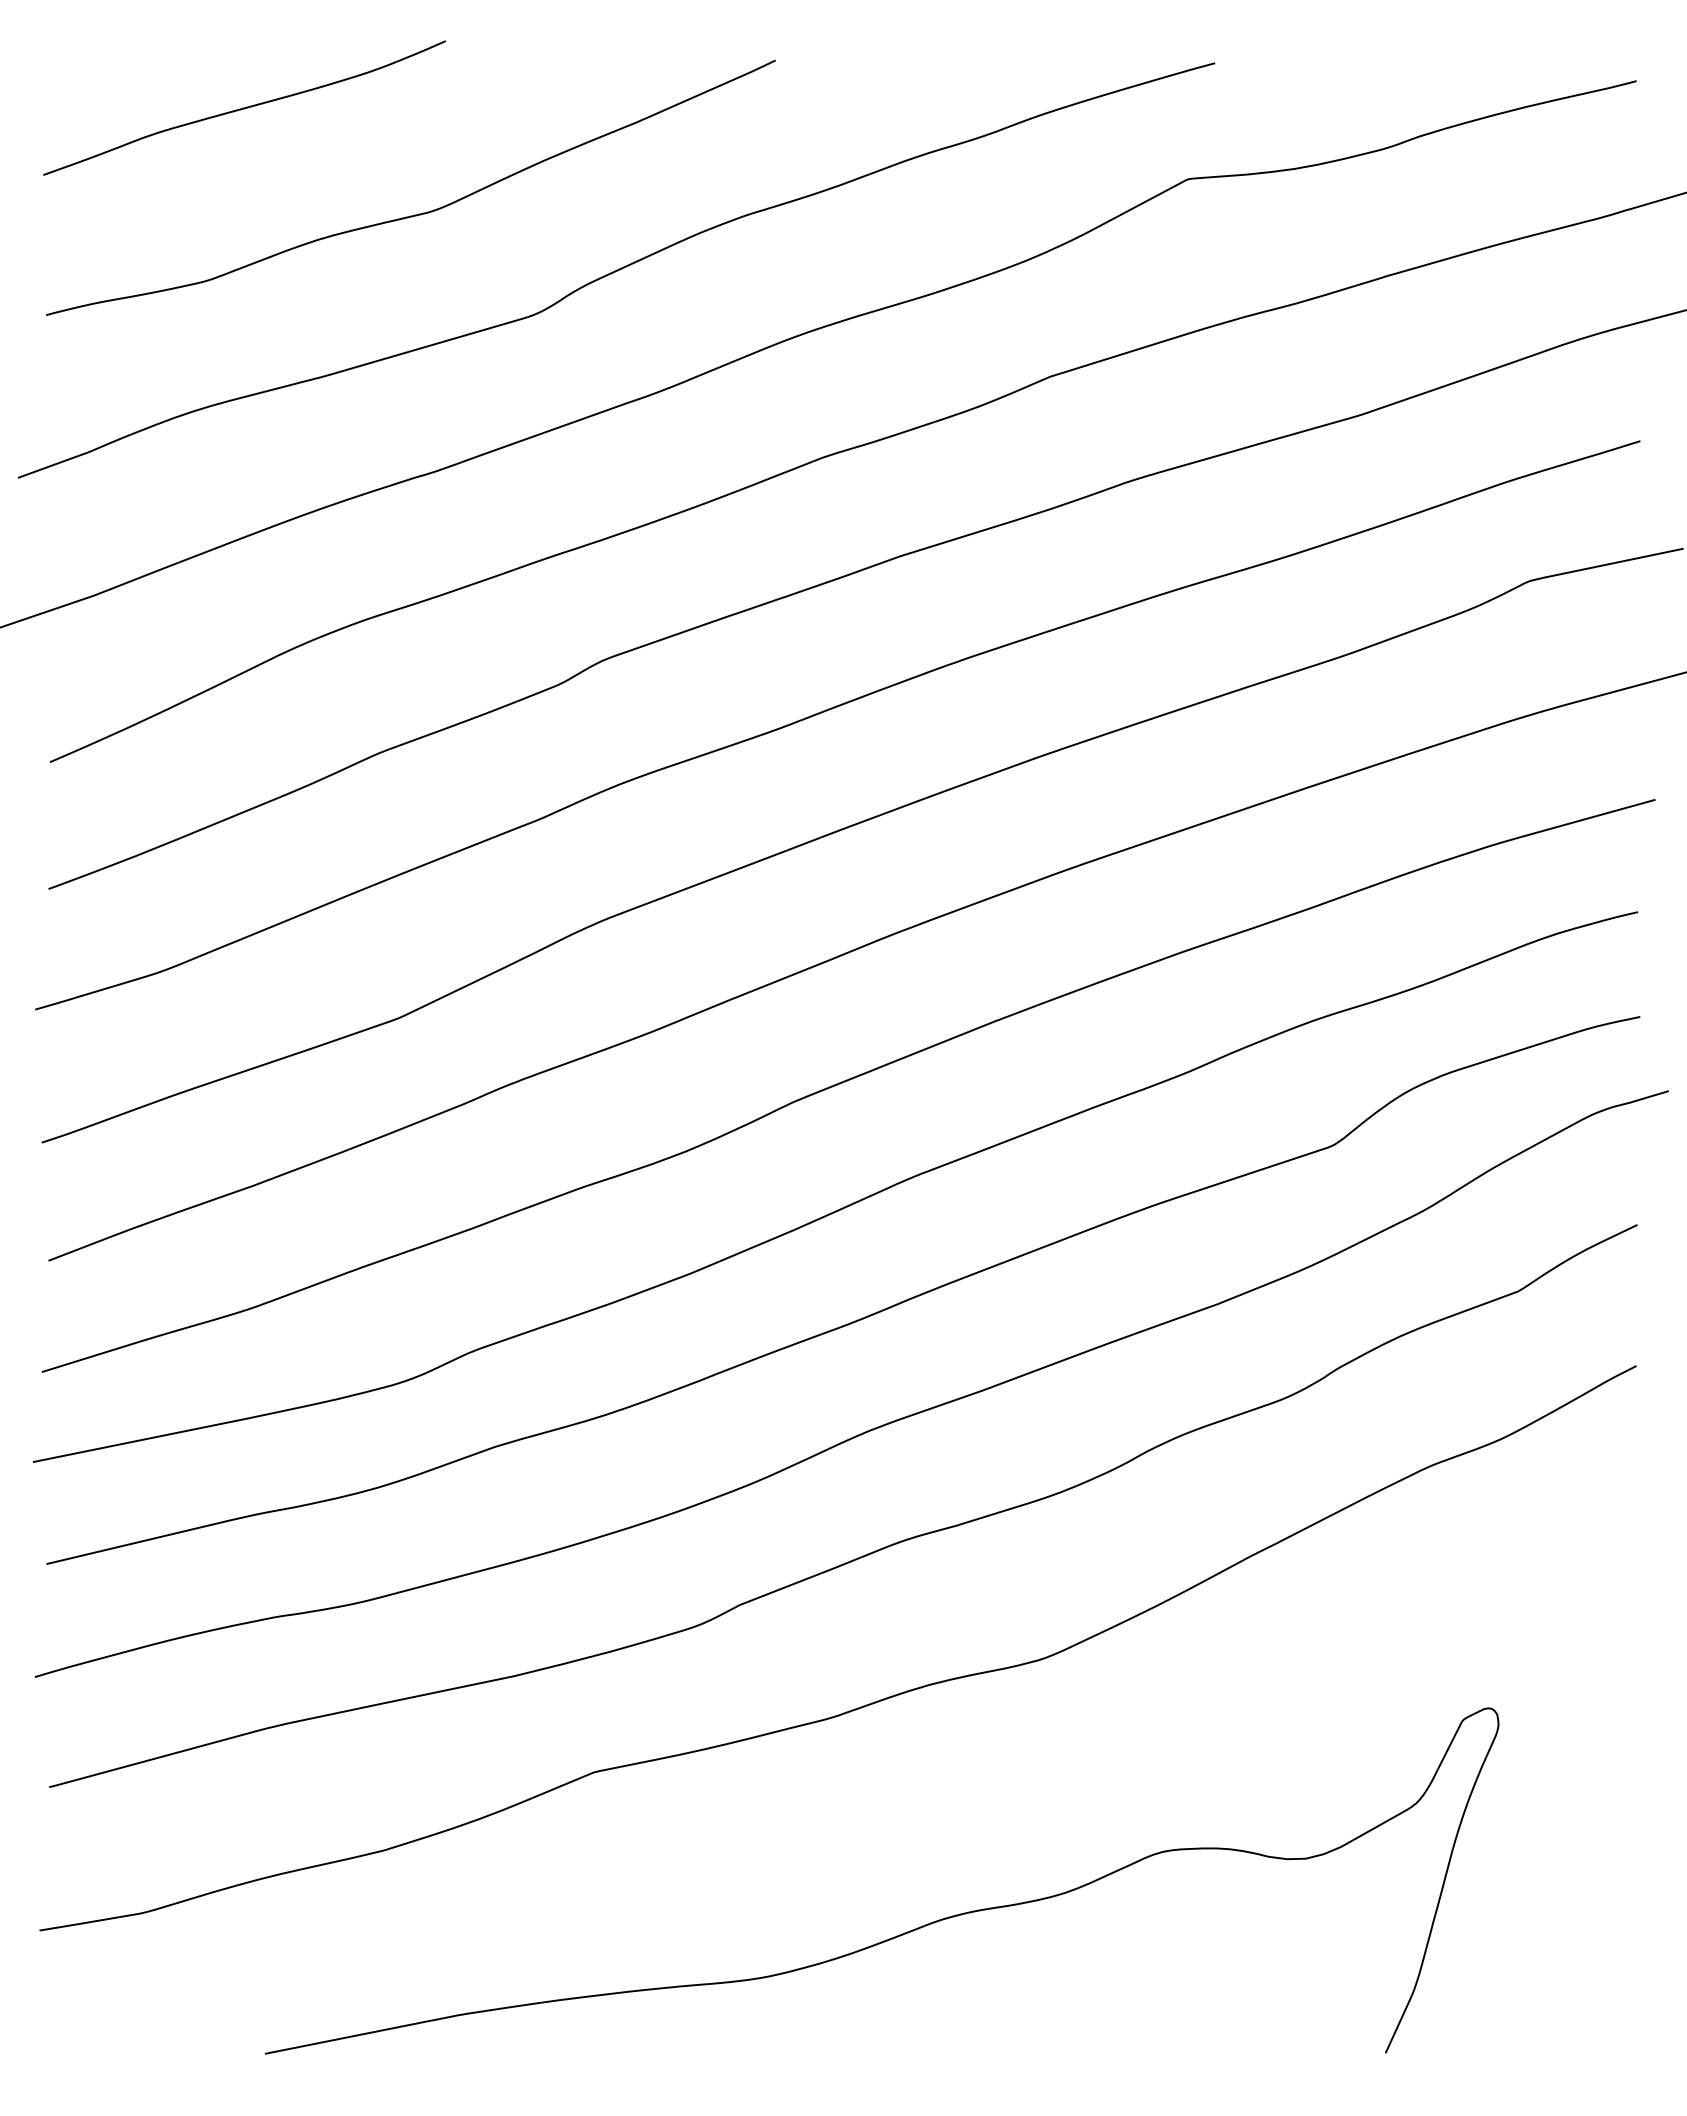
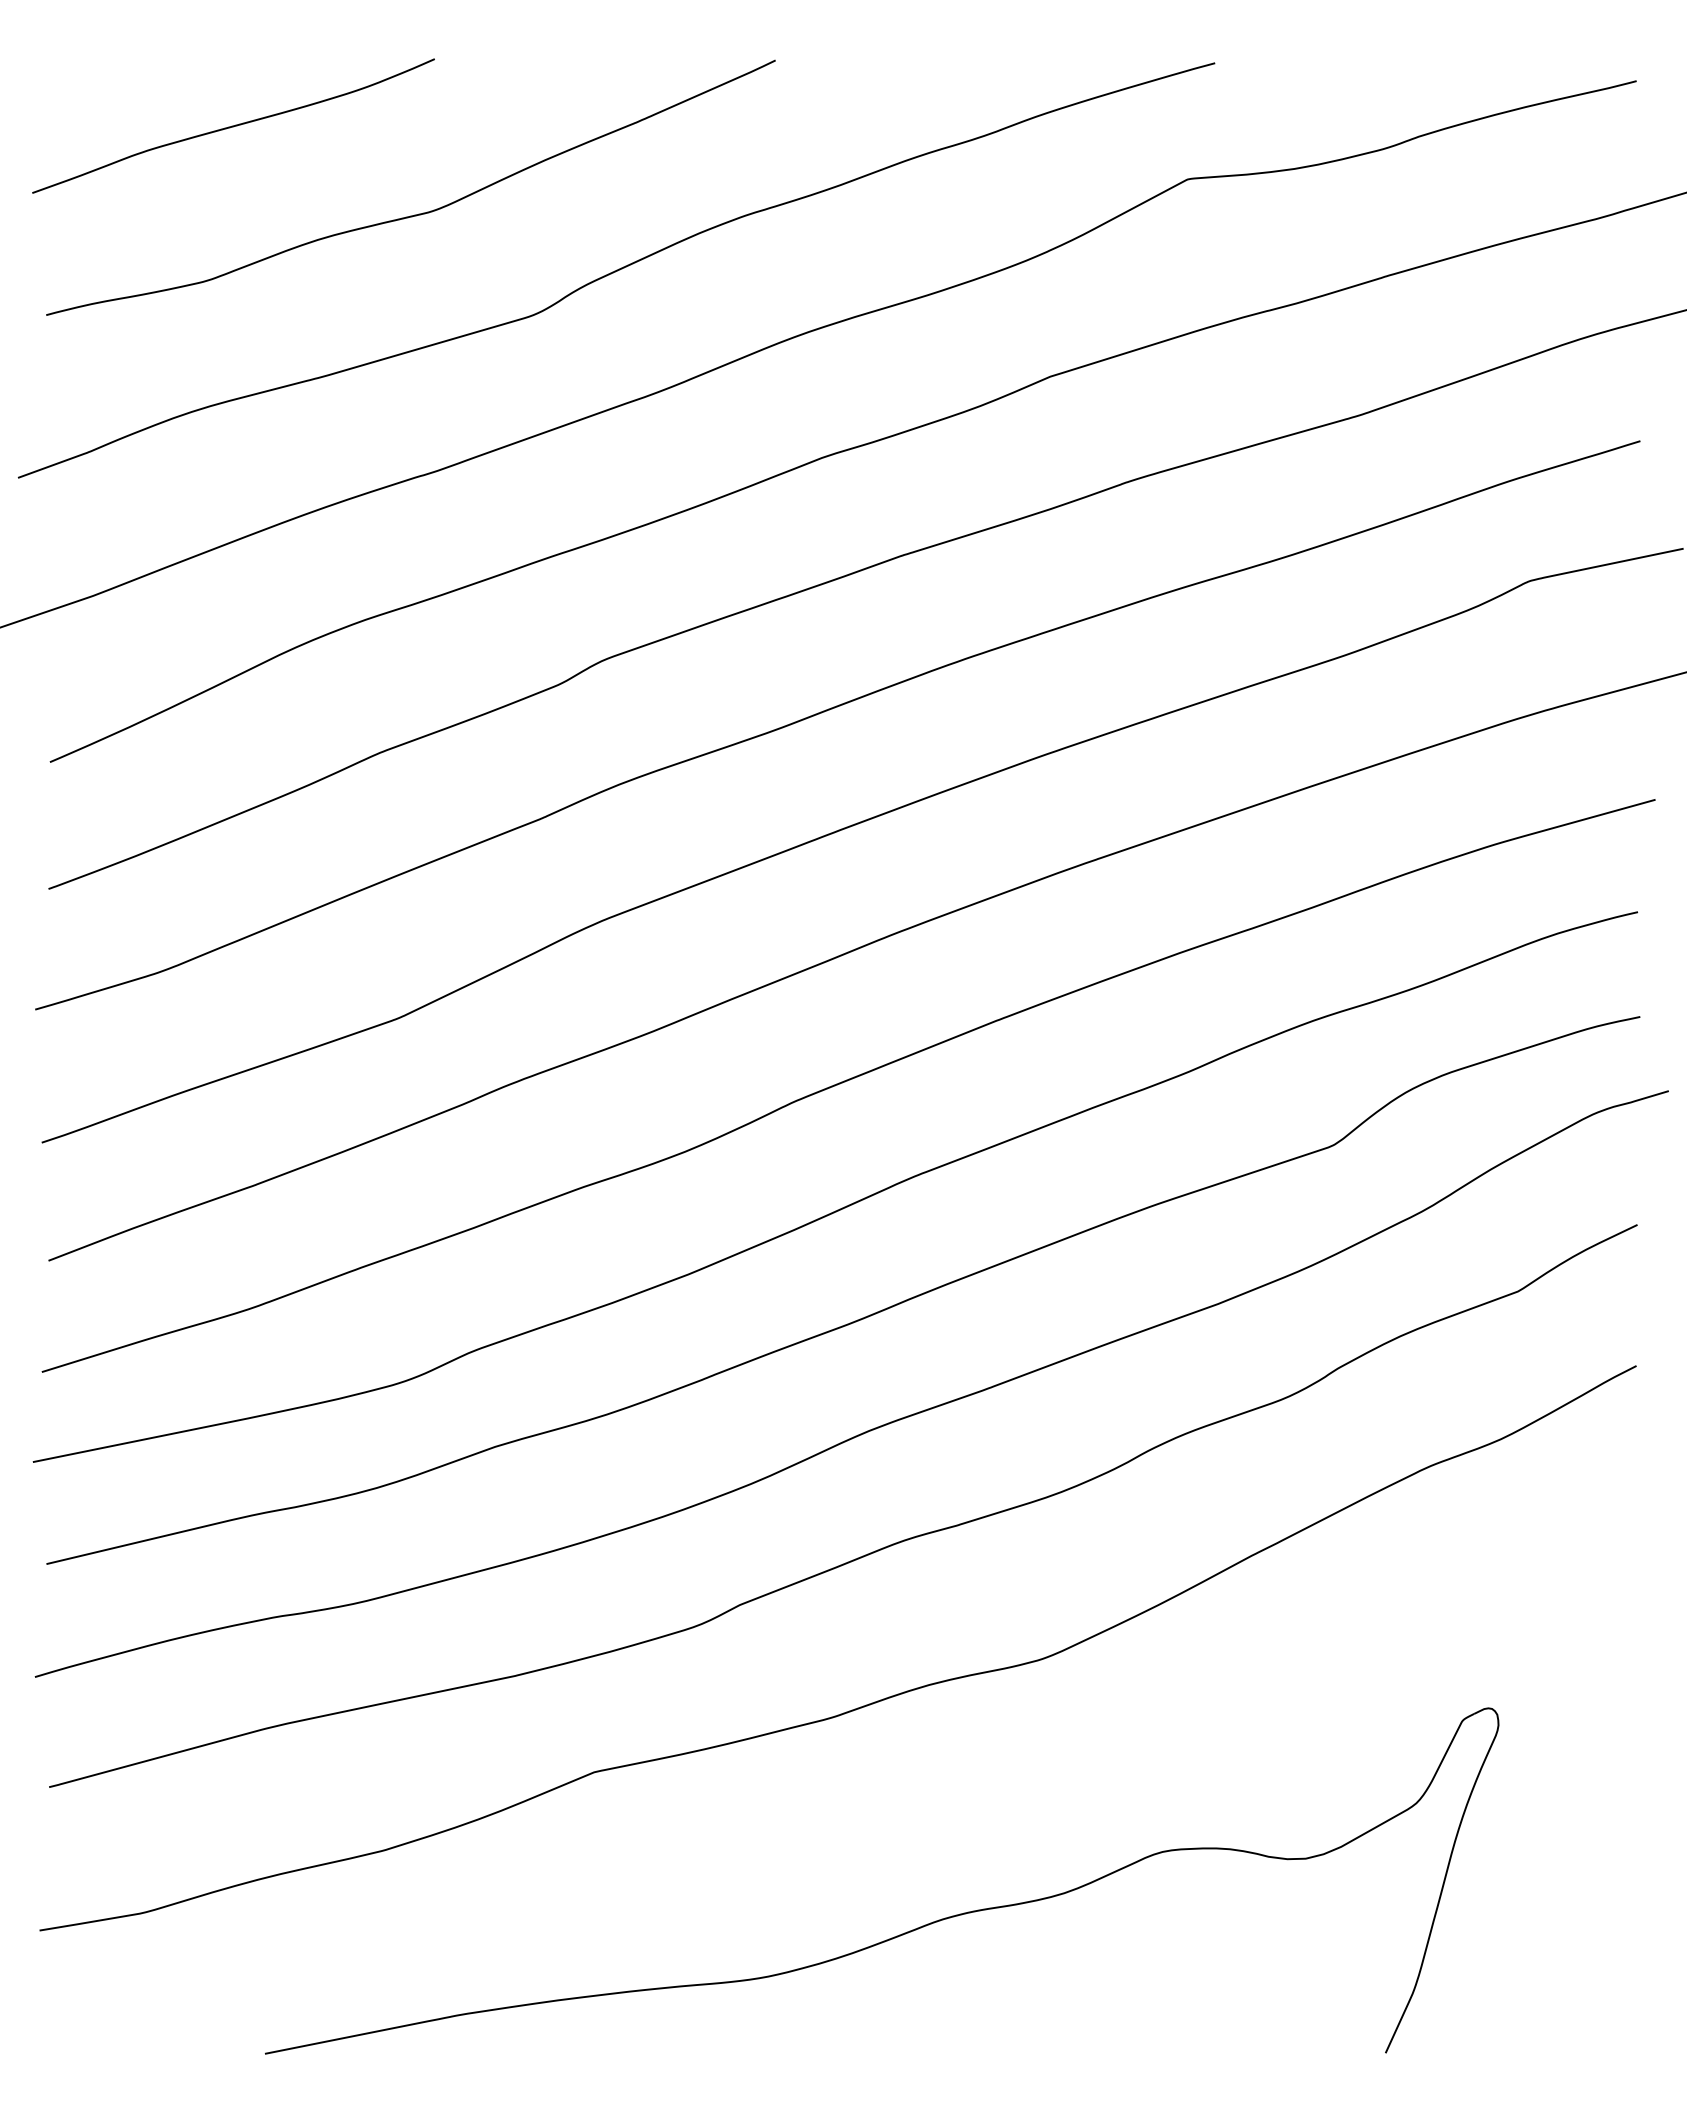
curve position: (244, 107) -> (233, 125) (233, 125)
